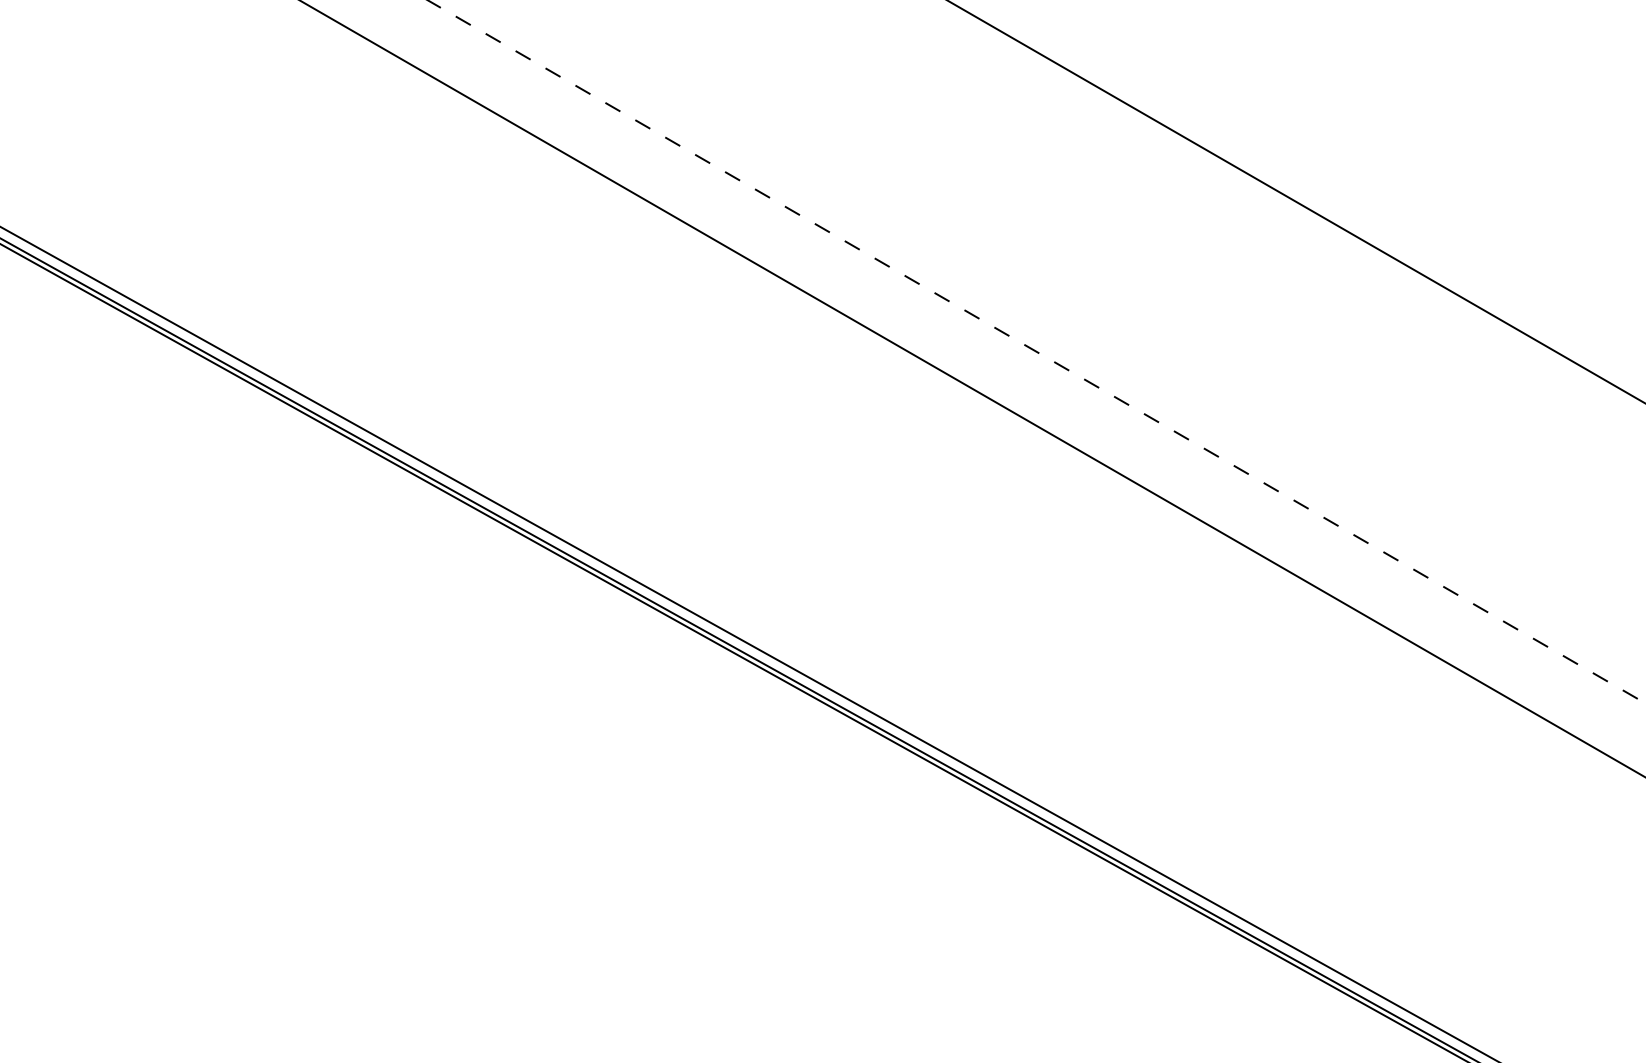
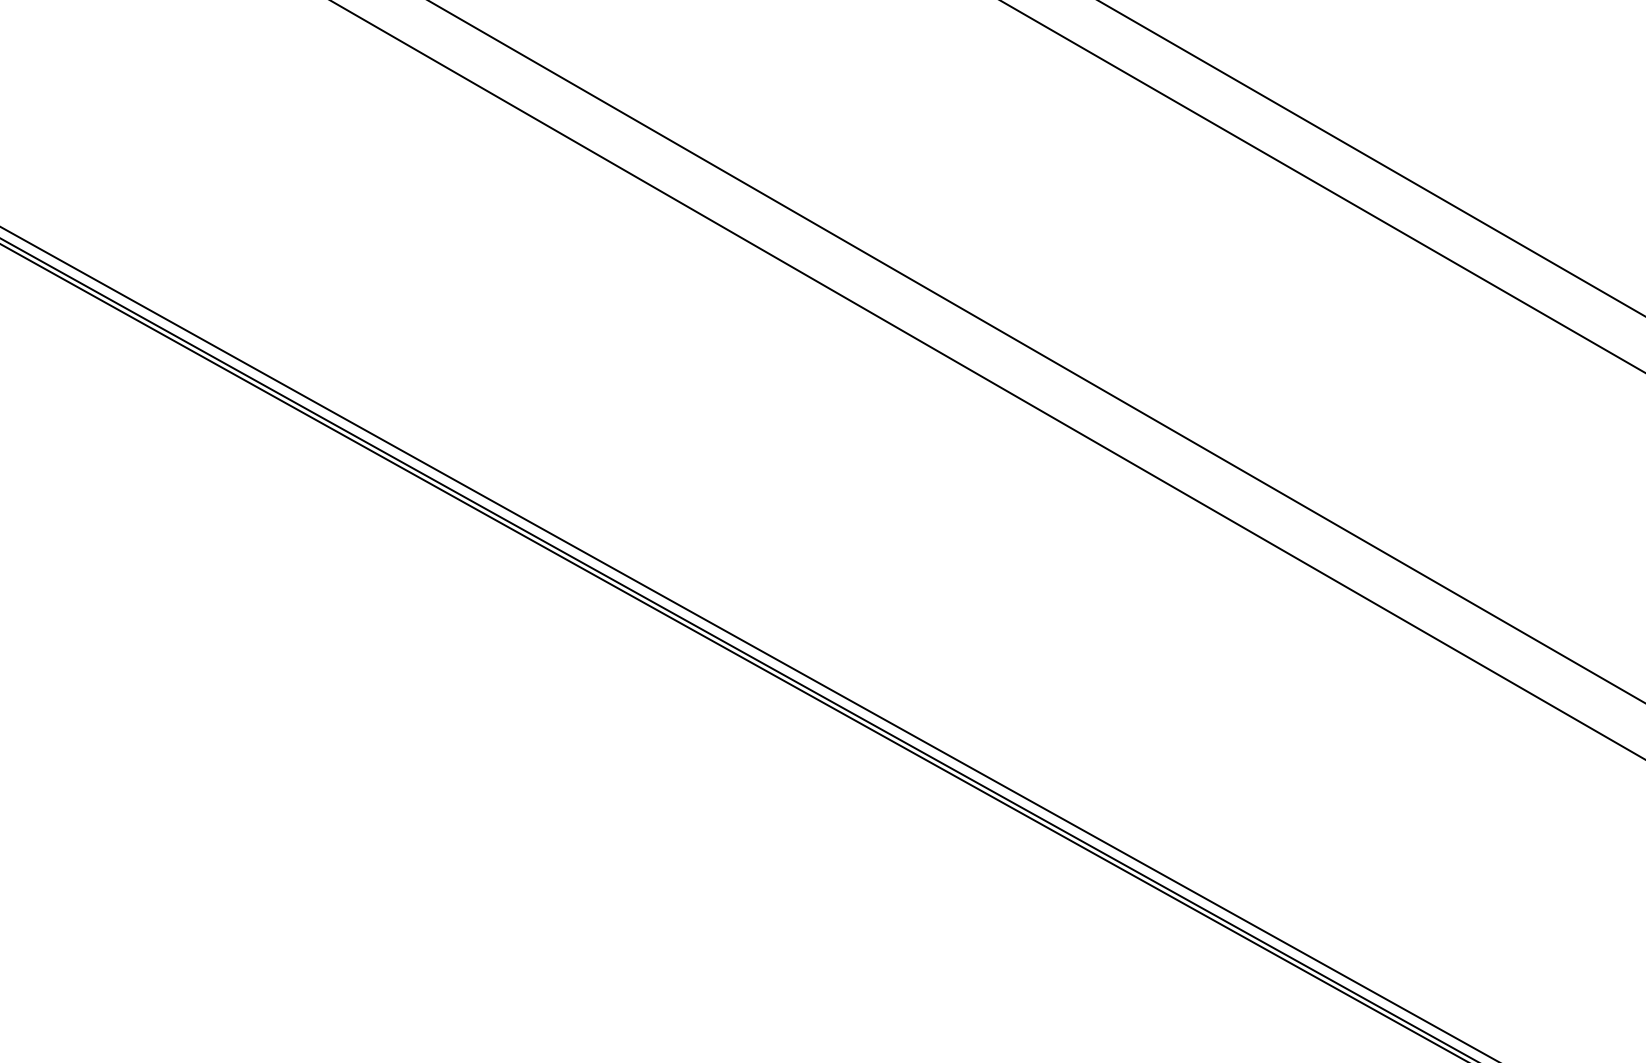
line: none -> present (1371, 158)
line position: (1296, 201) -> (1322, 186) (1322, 186)
line: dashed -> solid (1036, 351)
line position: (972, 388) -> (987, 379) (987, 379)
